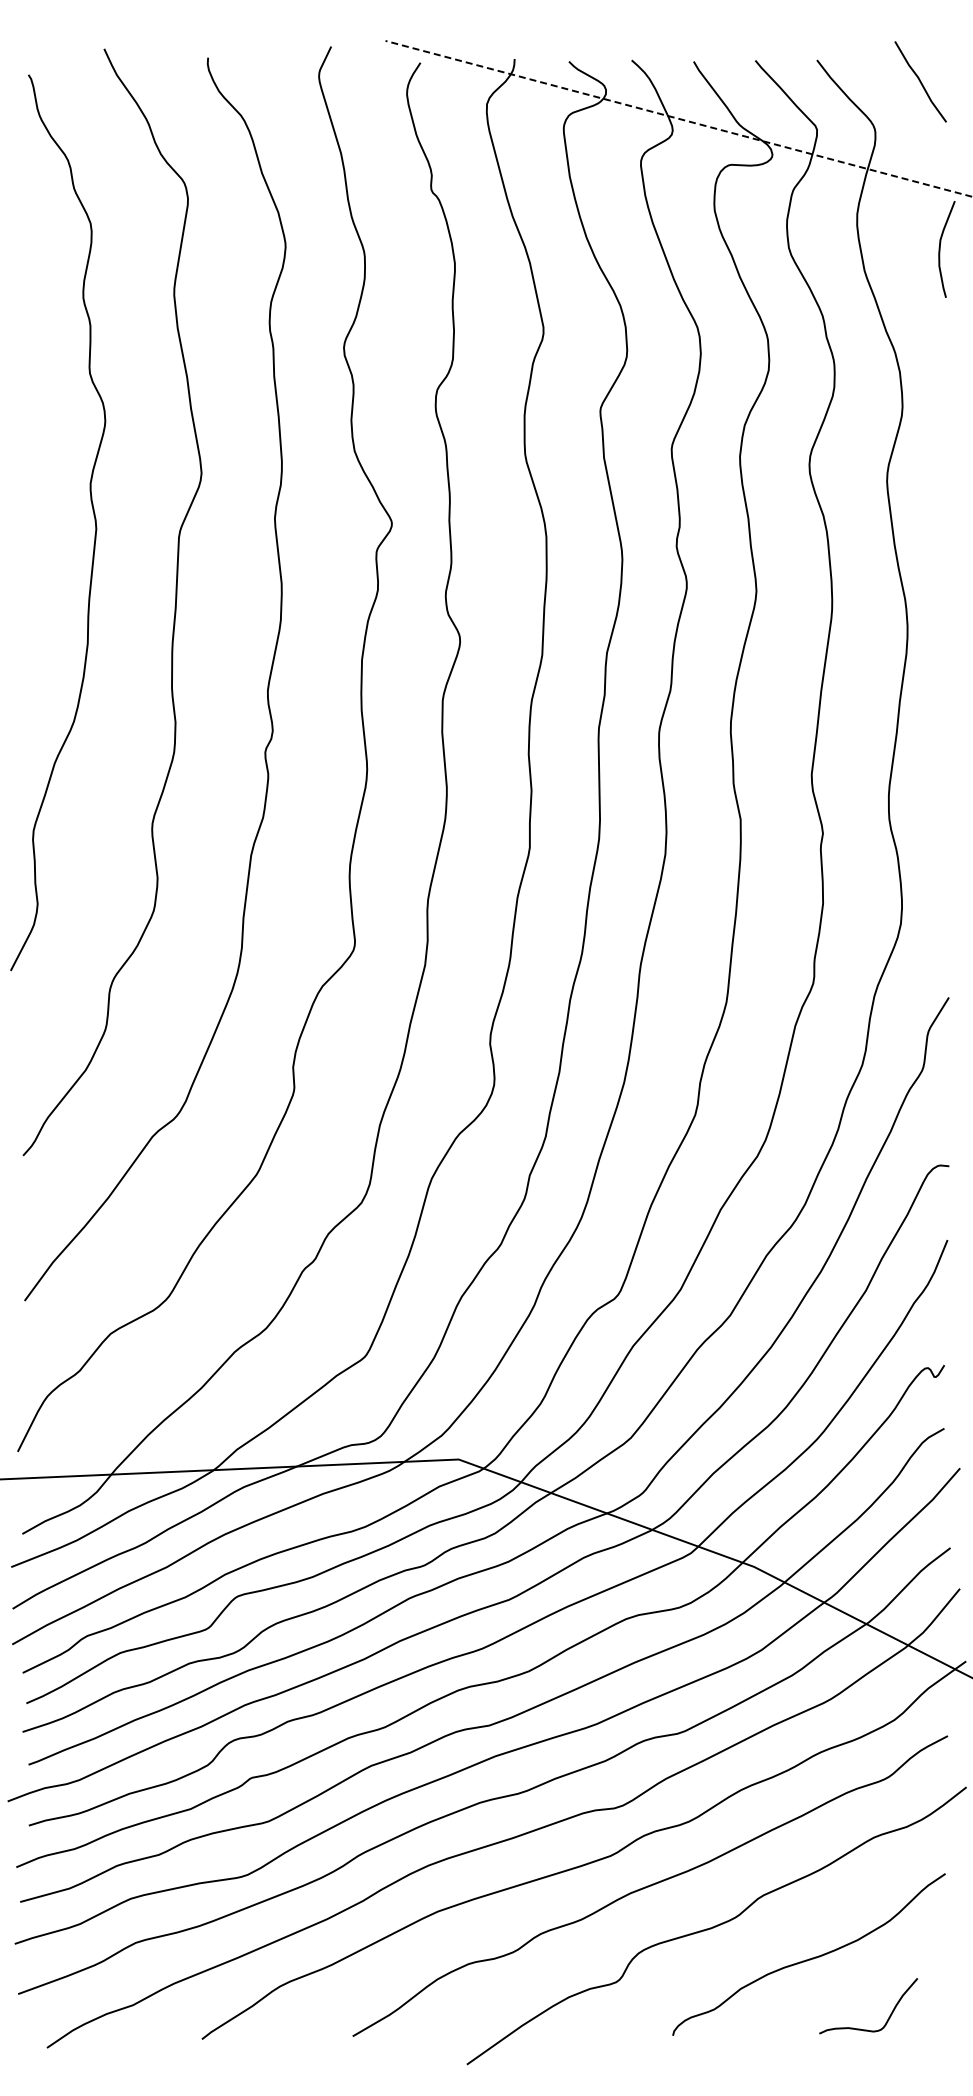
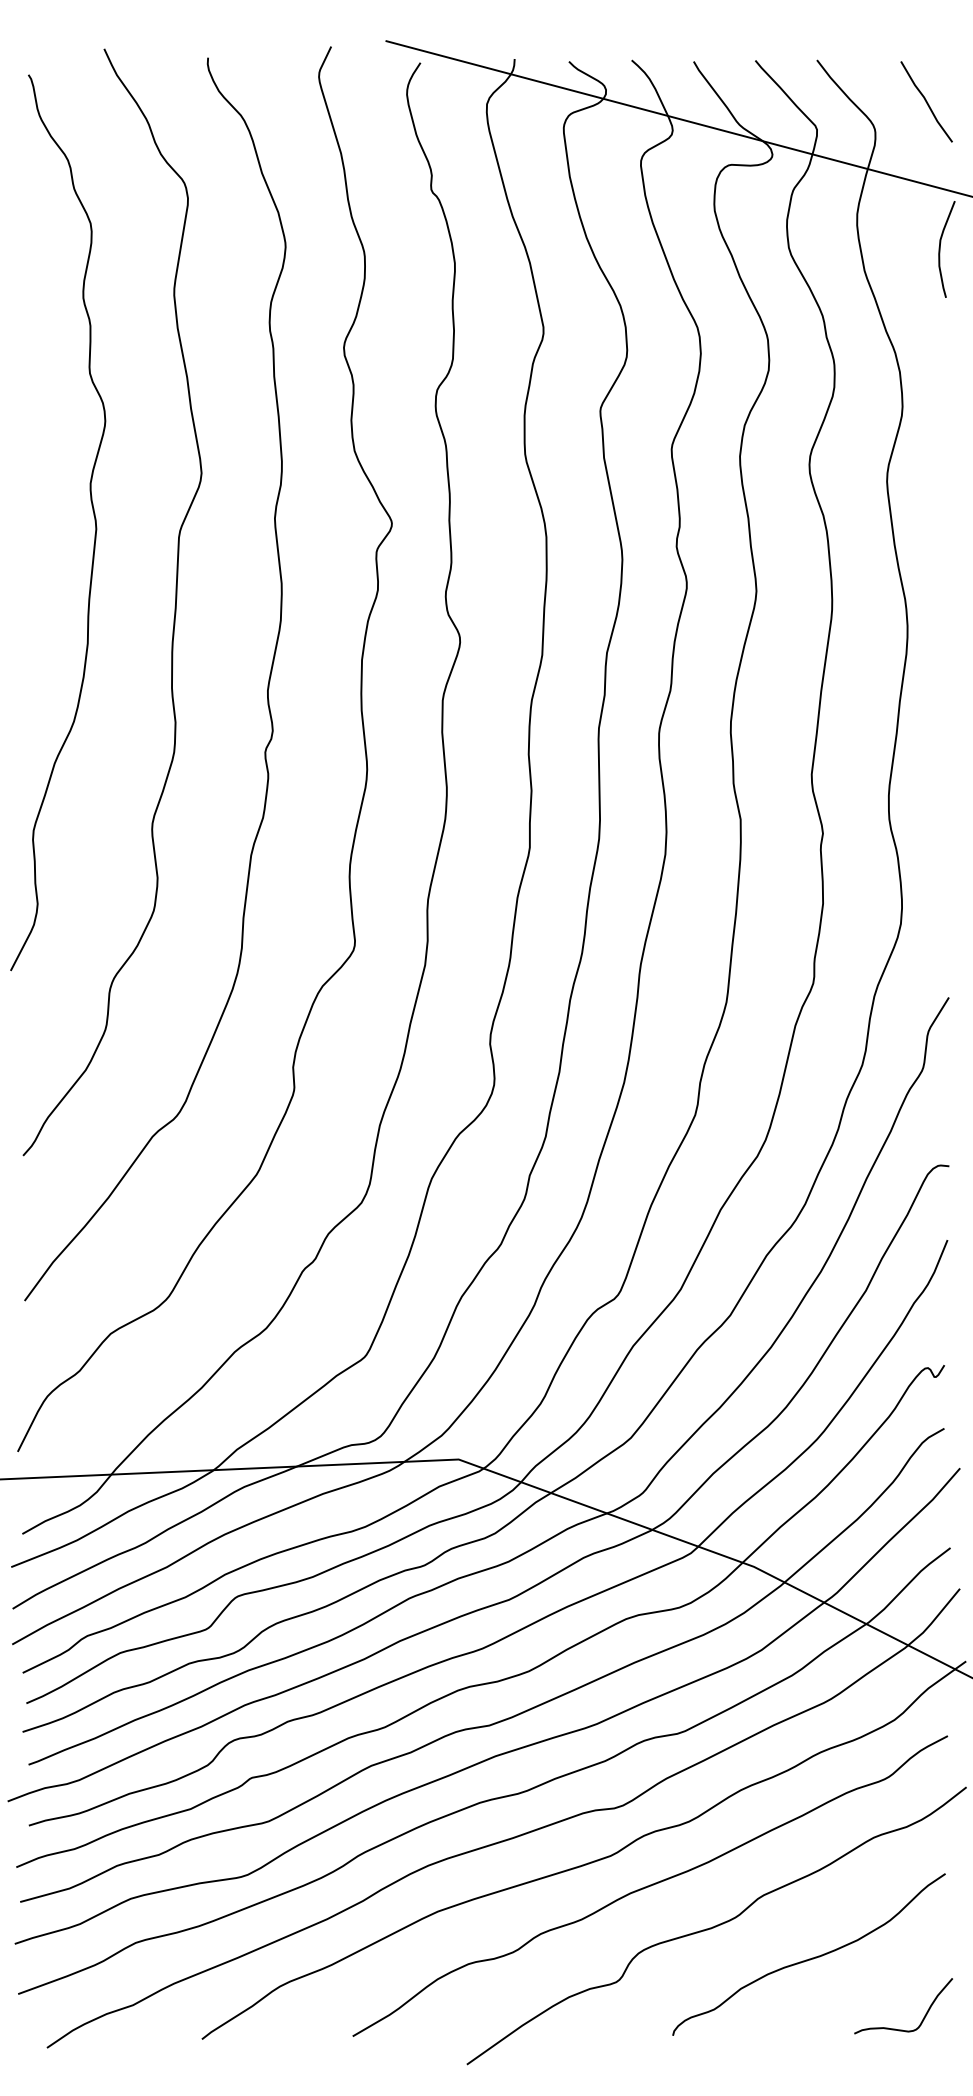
line position: (920, 81) -> (926, 101) (926, 101)
line: dashed -> solid (678, 118)
curve position: (886, 2020) -> (921, 2020) (921, 2020)
